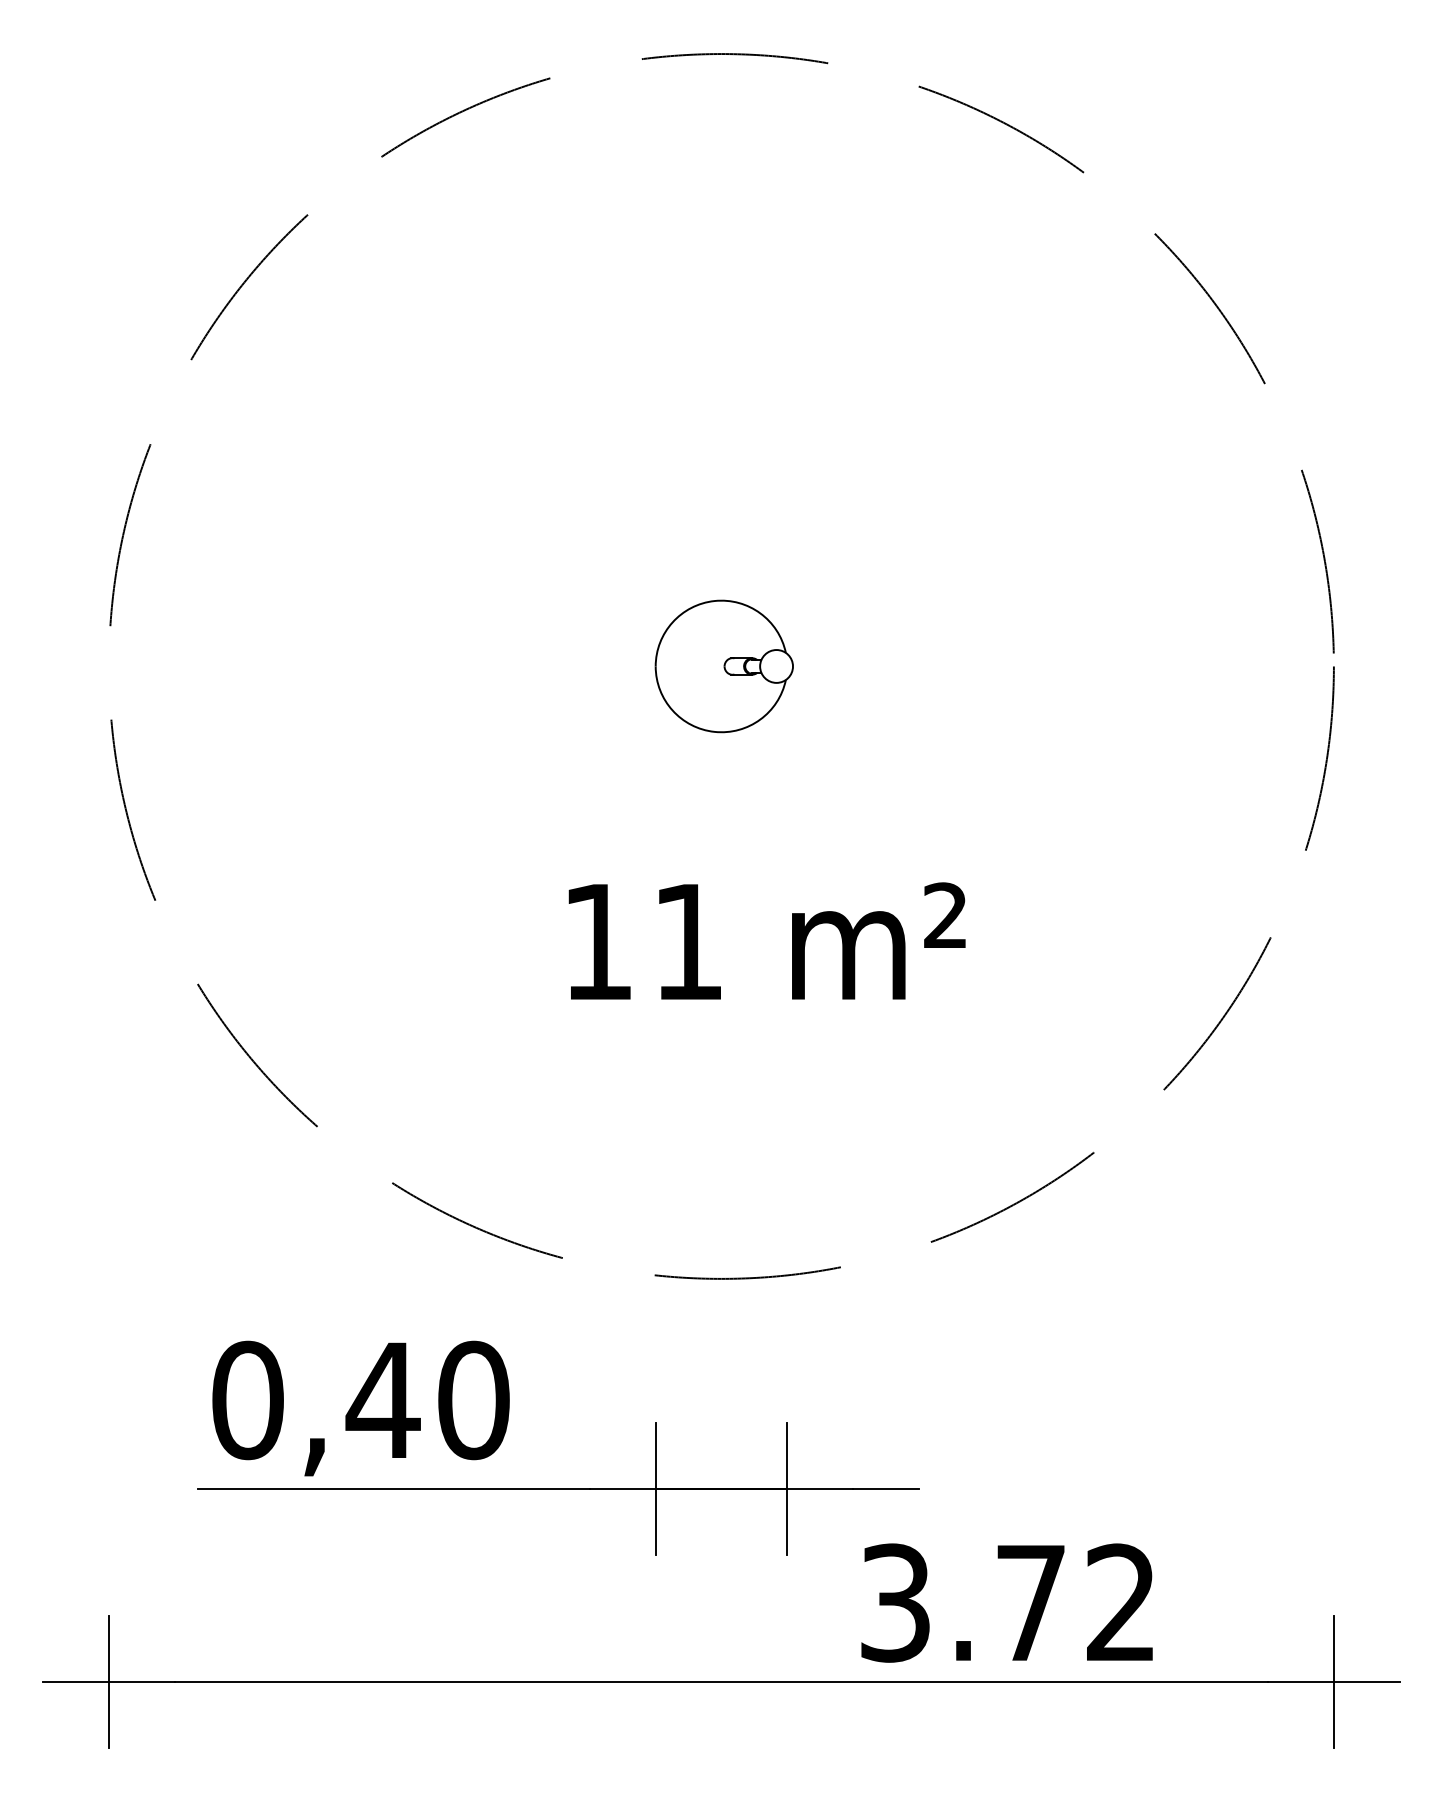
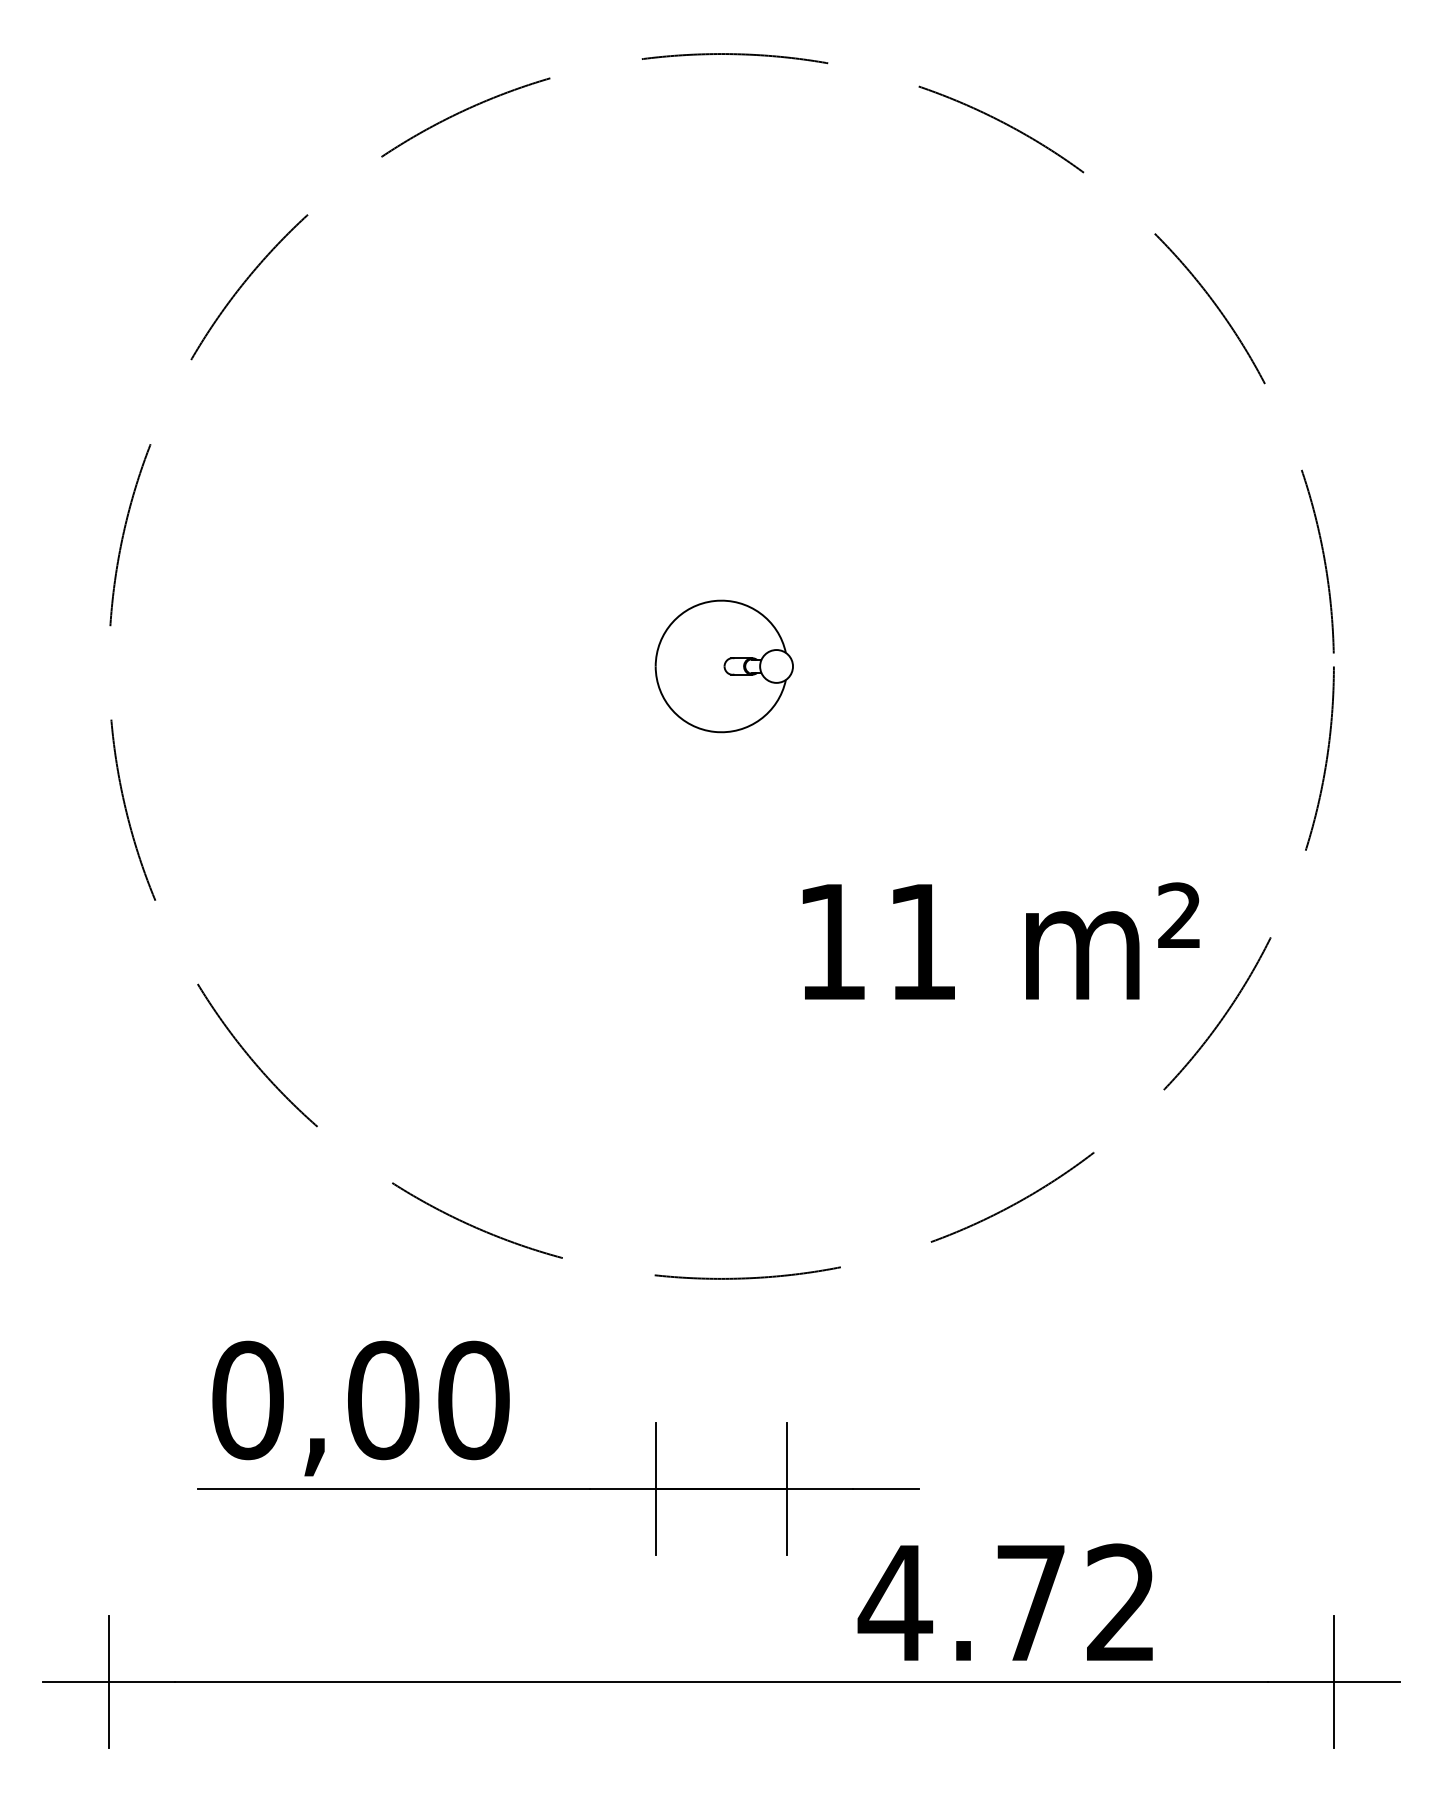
text position: (766, 940) -> (1000, 940) (1000, 940)
text: 0,40 -> 0,00 (382, 1400)
text: 3.72 -> 4.72 (895, 1602)
